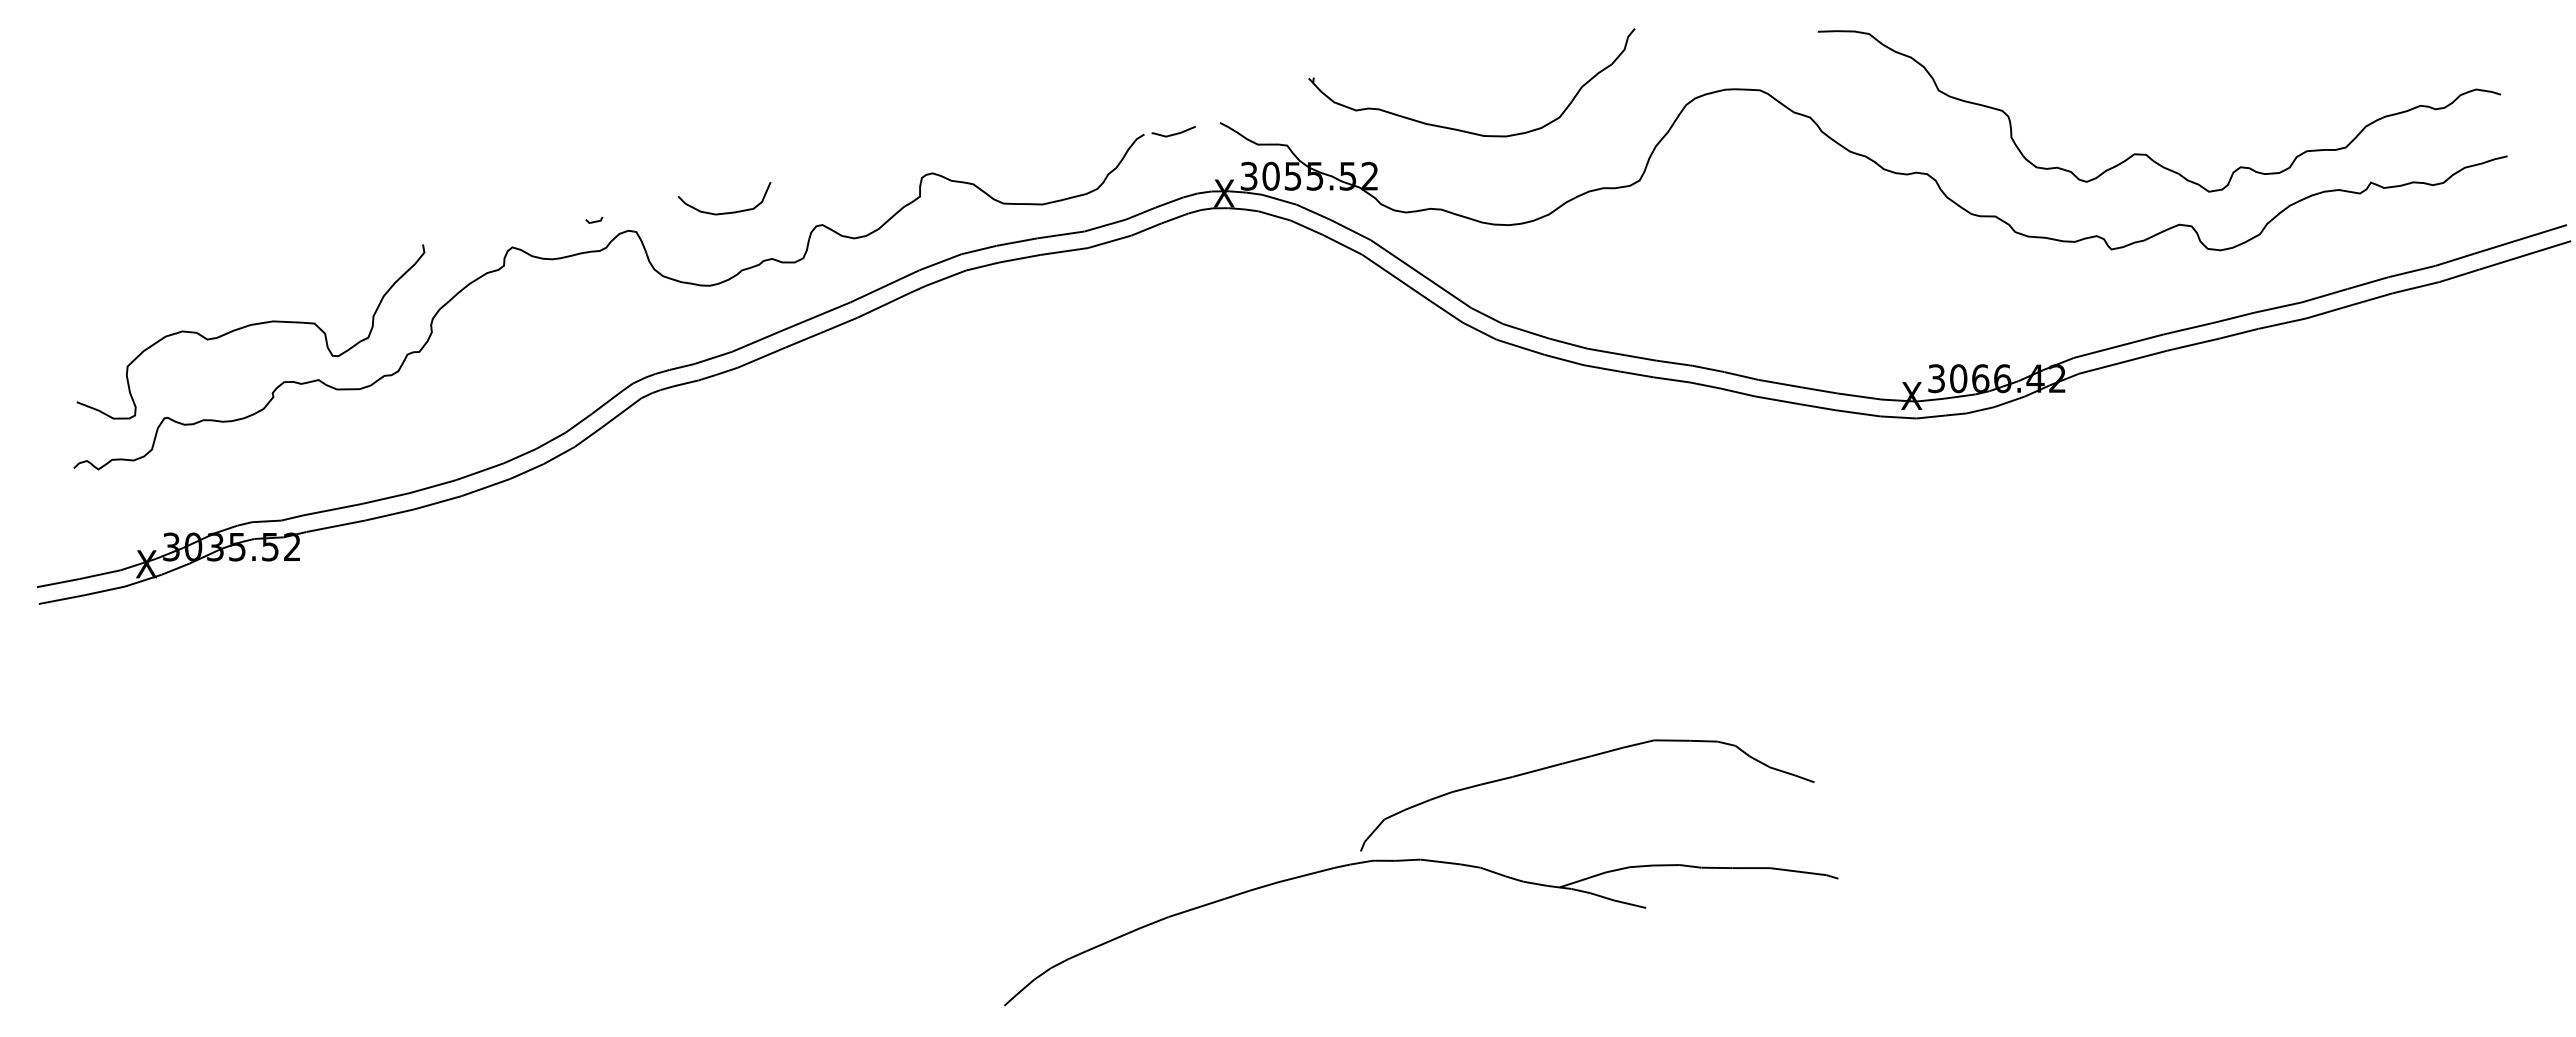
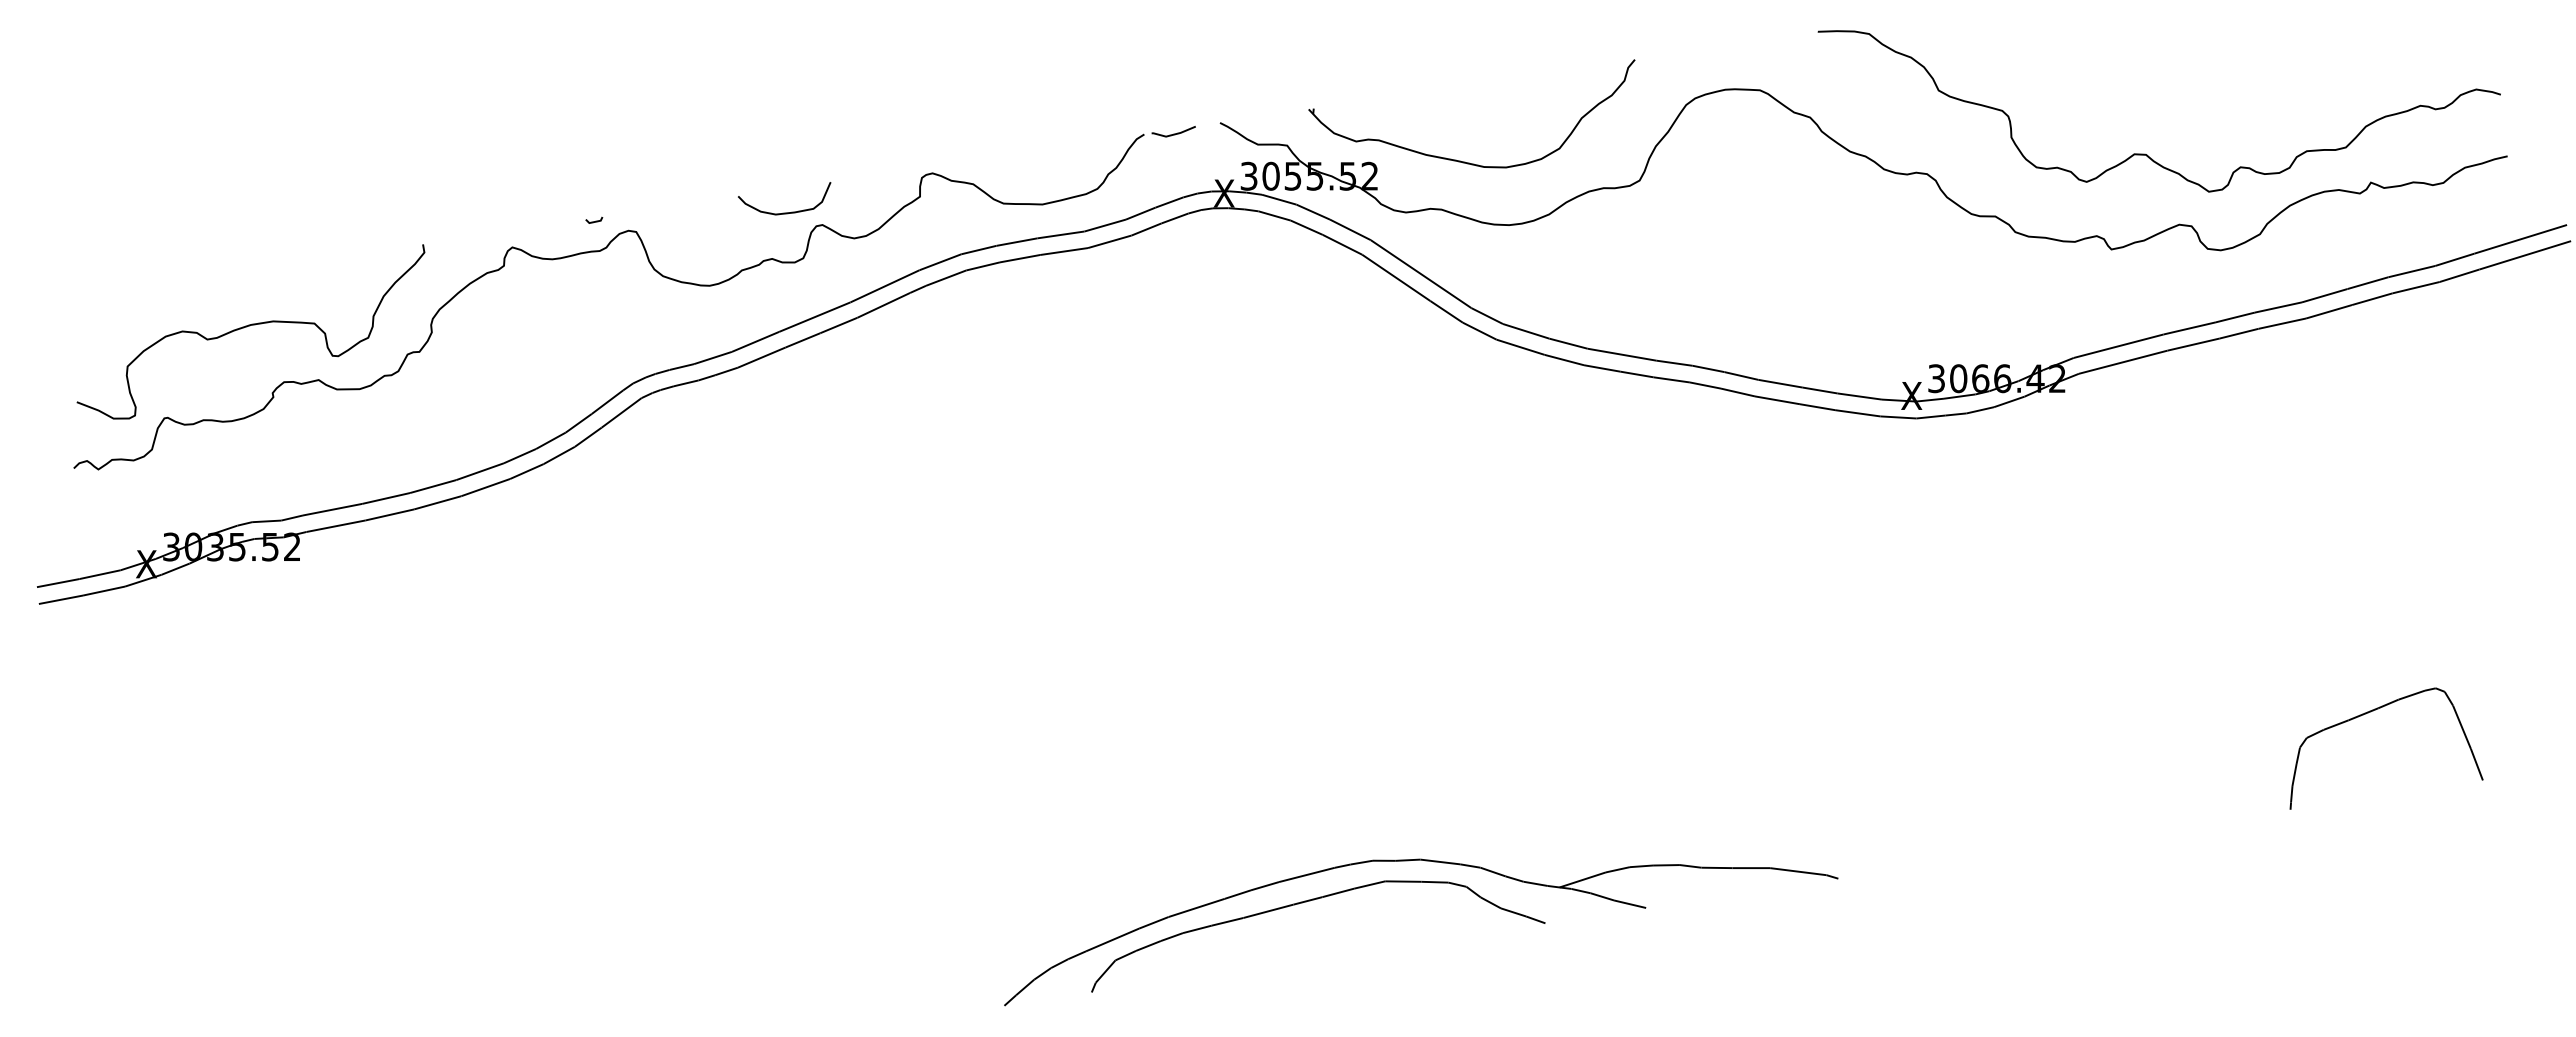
part position: (1460, 129) -> (1460, 160) (1460, 160)
curve position: (724, 212) -> (784, 212) (784, 212)
curve: none -> present (2373, 711)
curve position: (1579, 760) -> (1310, 901) (1310, 901)
